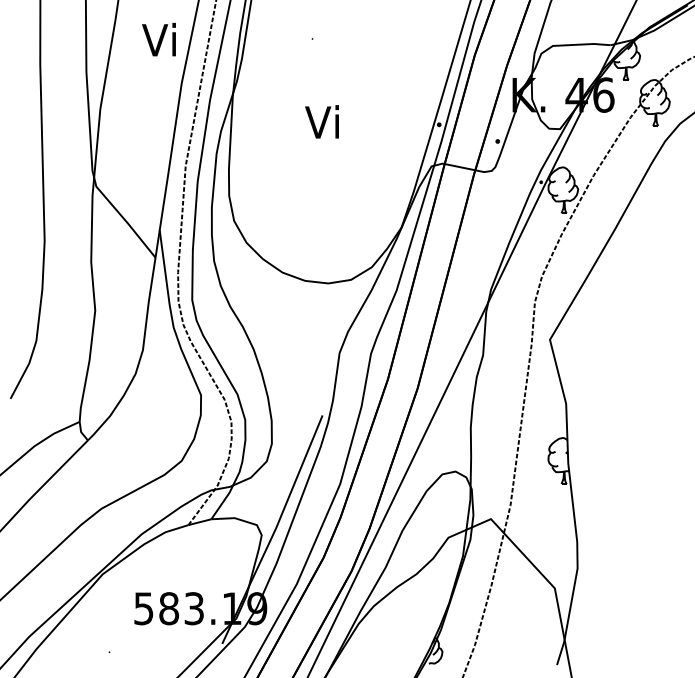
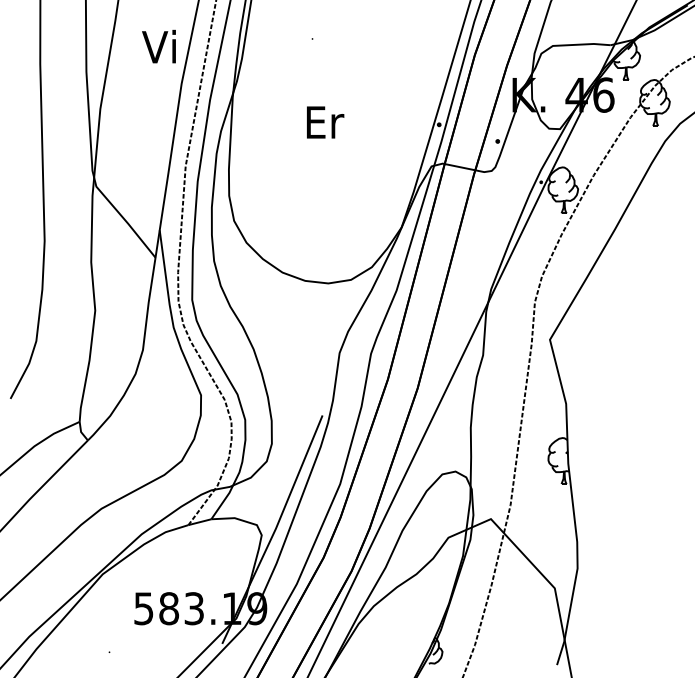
text position: (158, 39) -> (158, 46) (158, 46)
text: Vi -> Er (324, 121)
